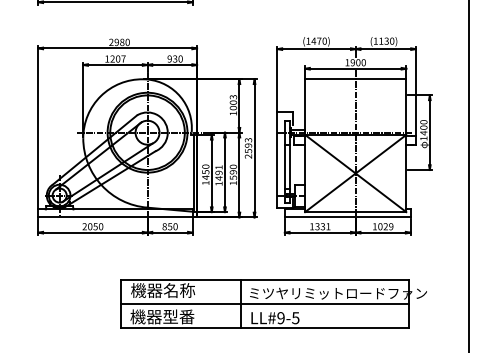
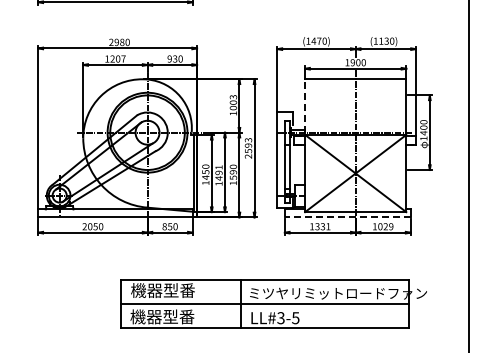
line: solid -> dashed (305, 106)
line: solid -> dashed (347, 217)
text: 機器名称 -> 機器型番 (179, 290)
text: LL#9-5 -> LL#3-5 (280, 318)
